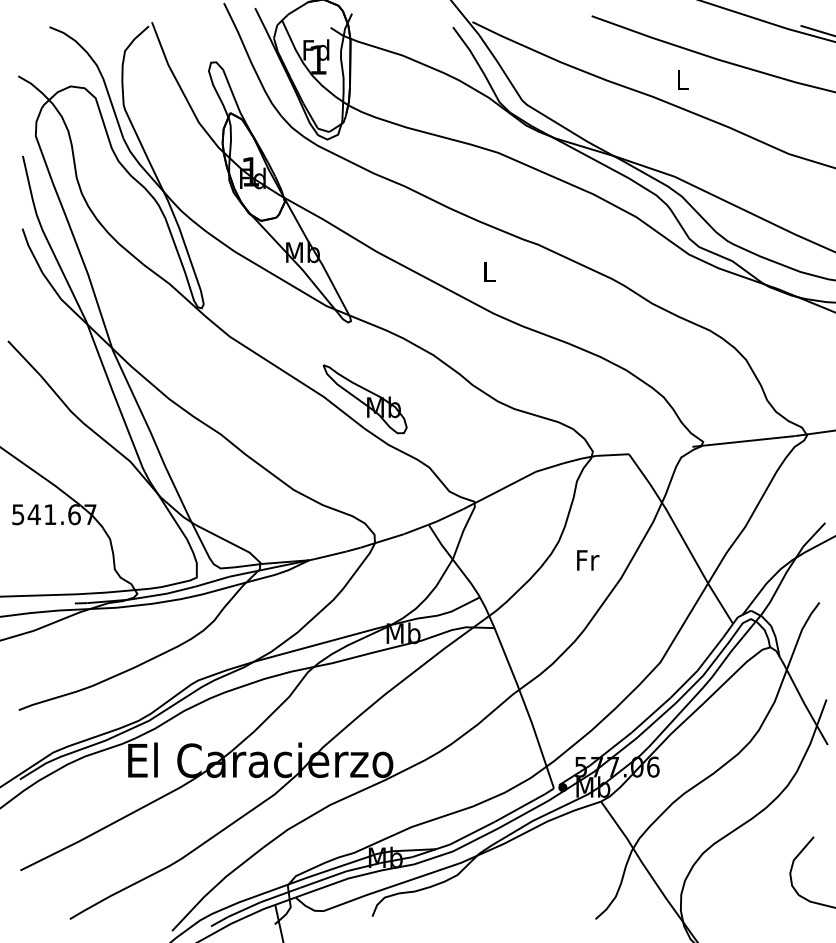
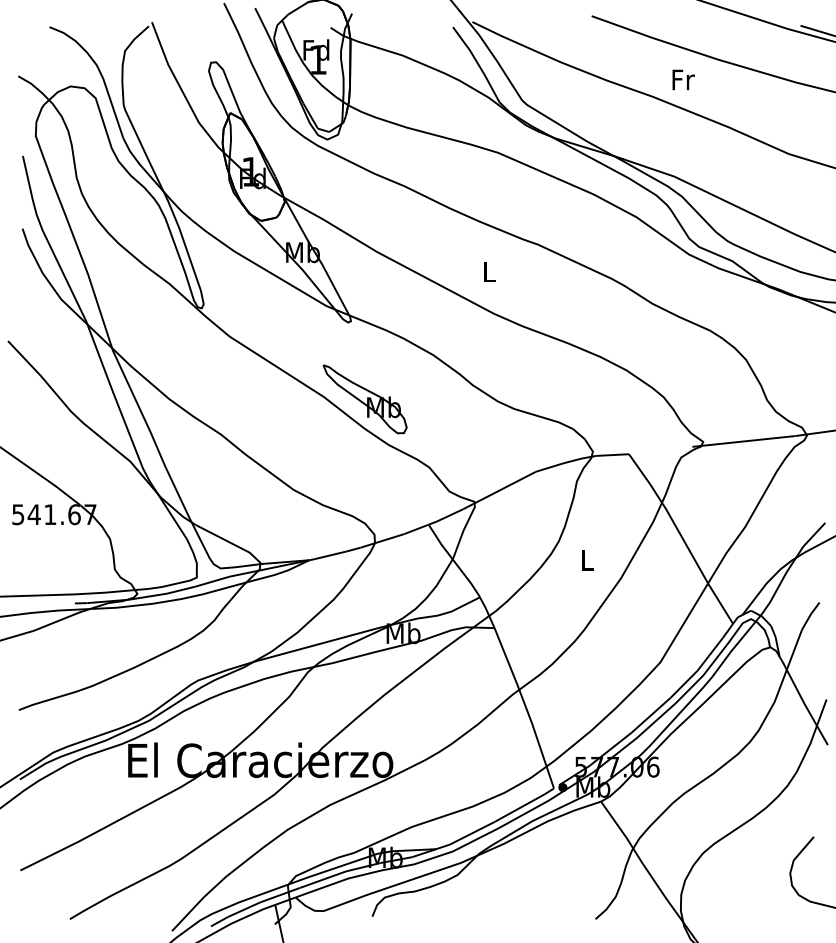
text: L -> Fr (683, 79)
text: Fr -> L (588, 560)
